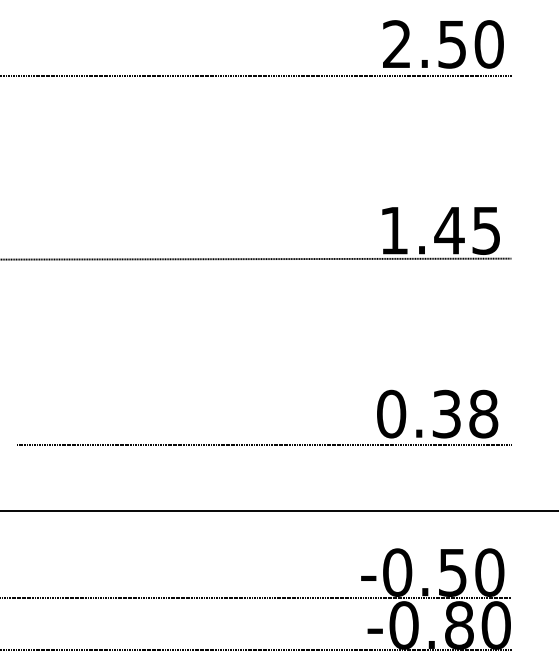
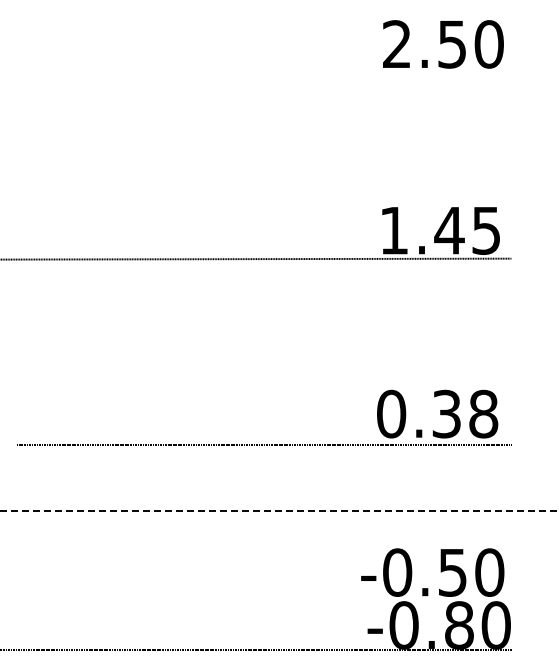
line: present -> none (256, 76)
line: solid -> dashed (279, 510)
line: present -> none (256, 597)
